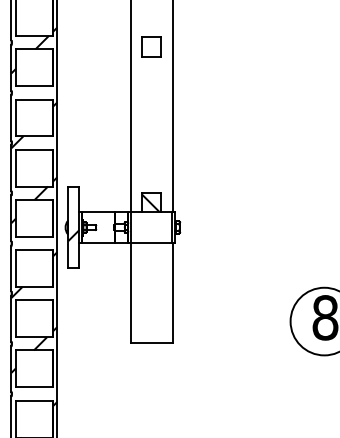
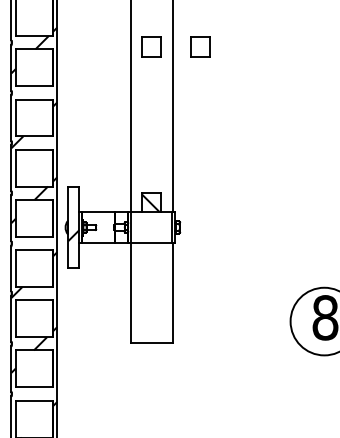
part: none -> present (200, 46)
